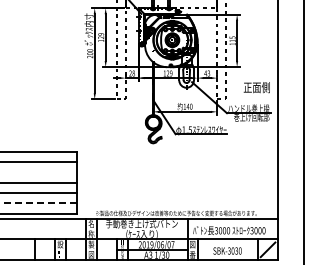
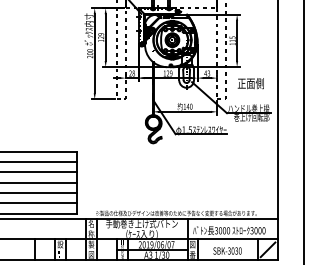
text position: (256, 87) -> (250, 83) (250, 83)
line: none -> present (39, 172)
line: dashed -> solid (38, 203)
